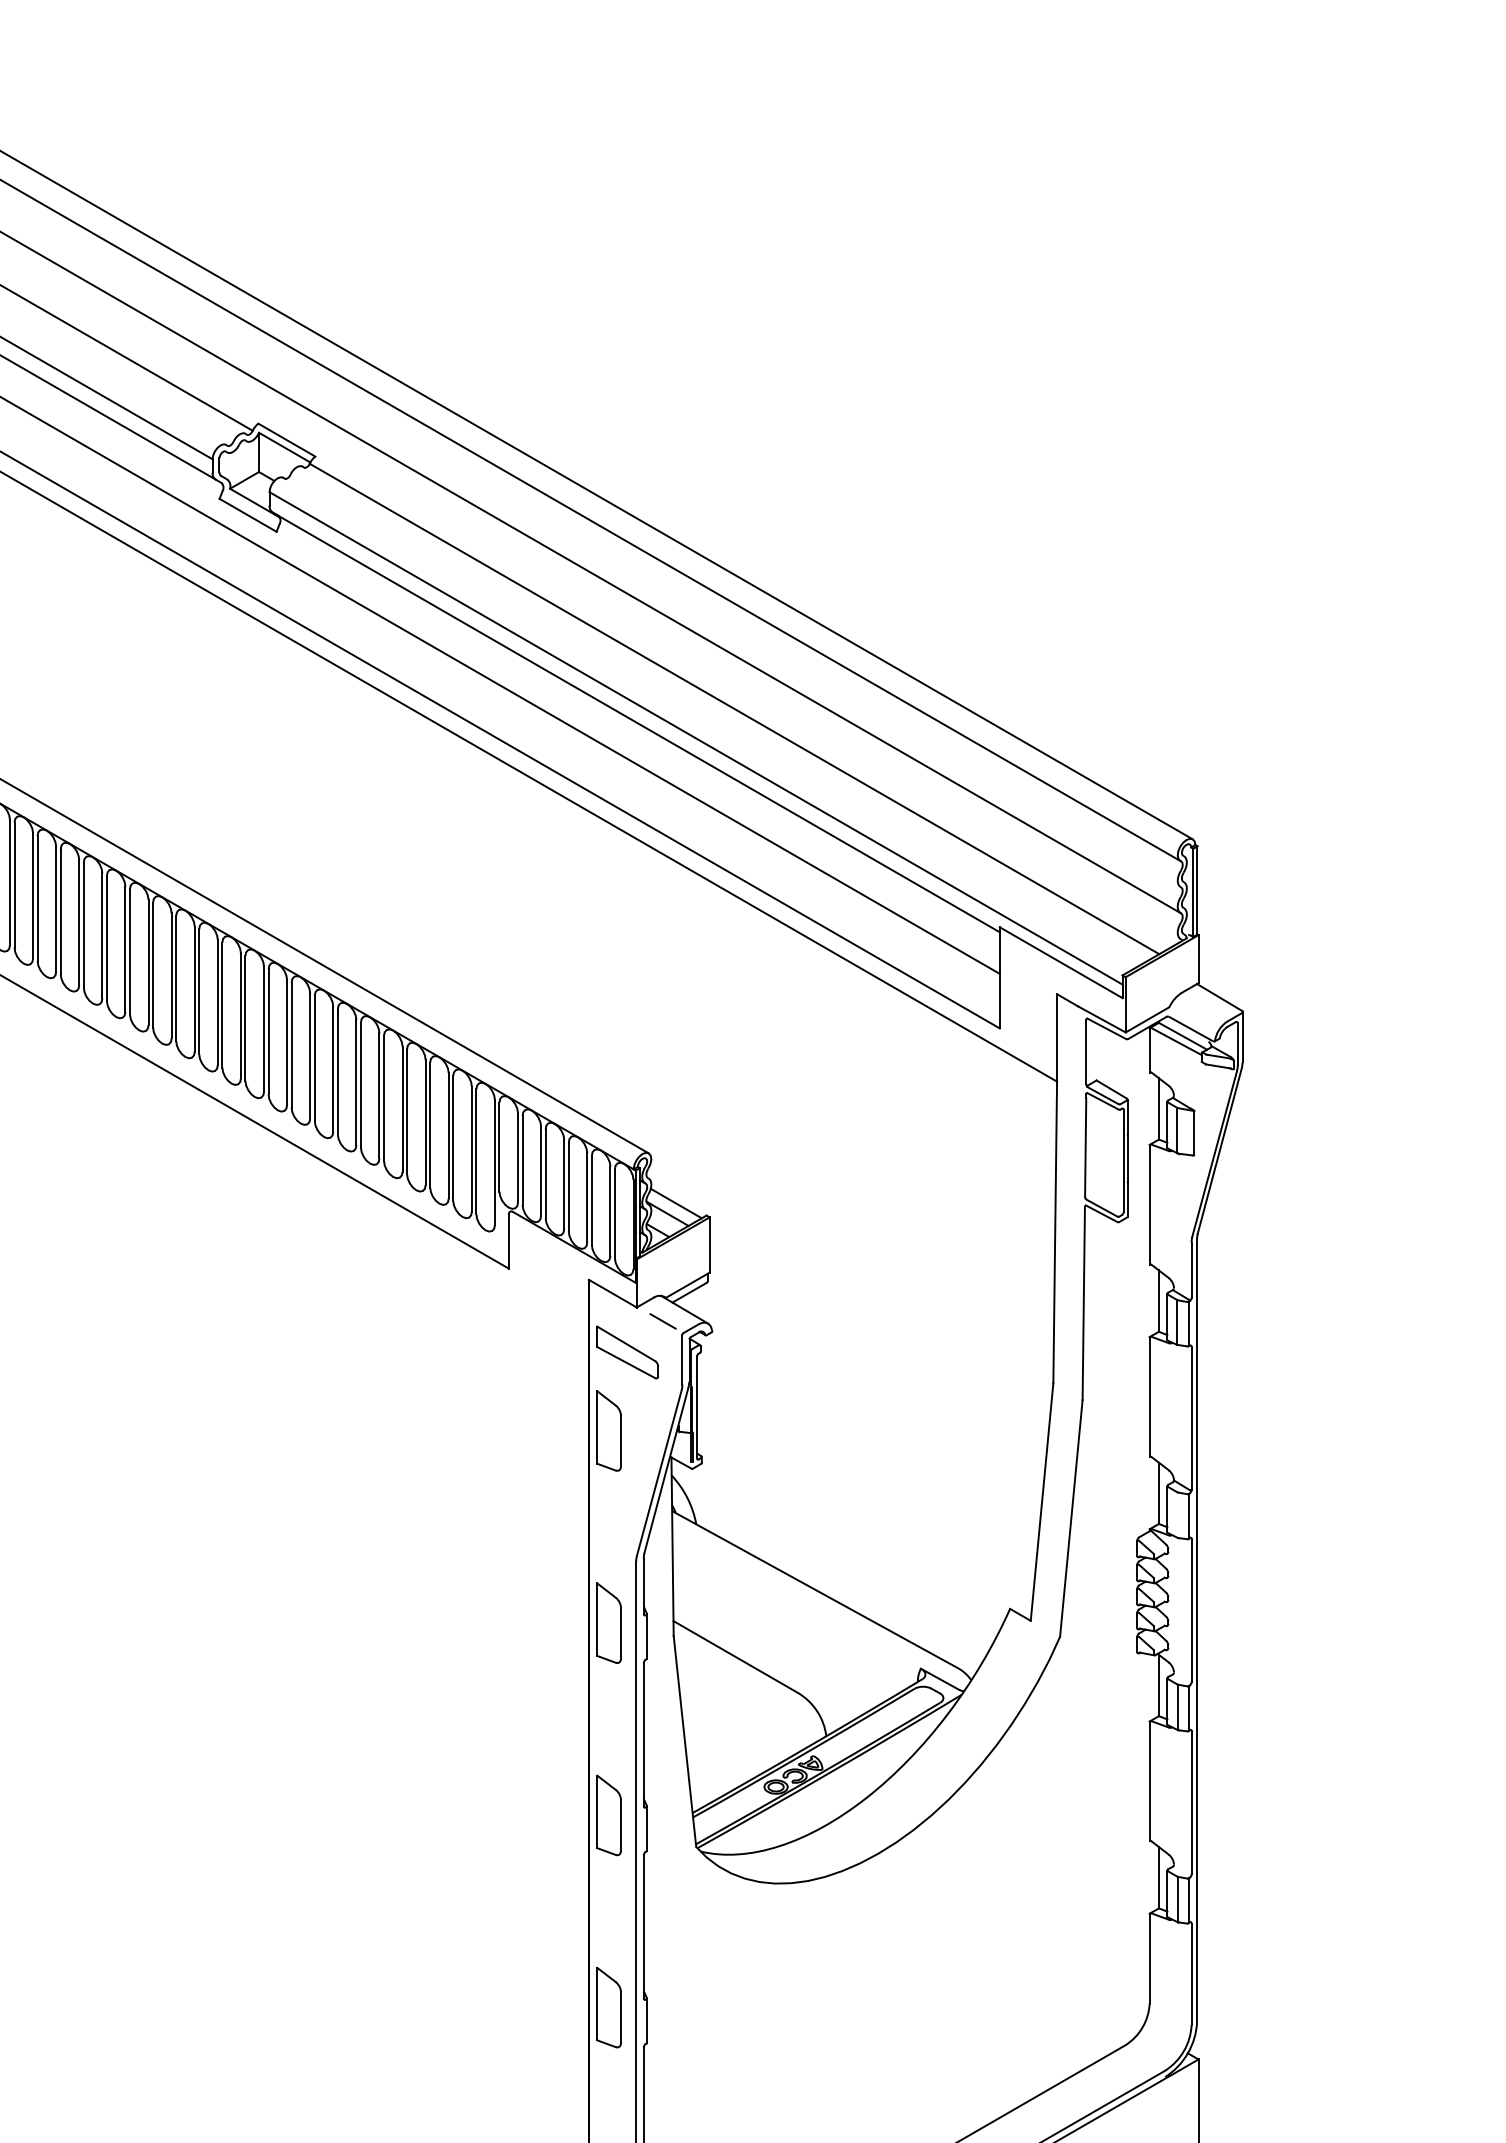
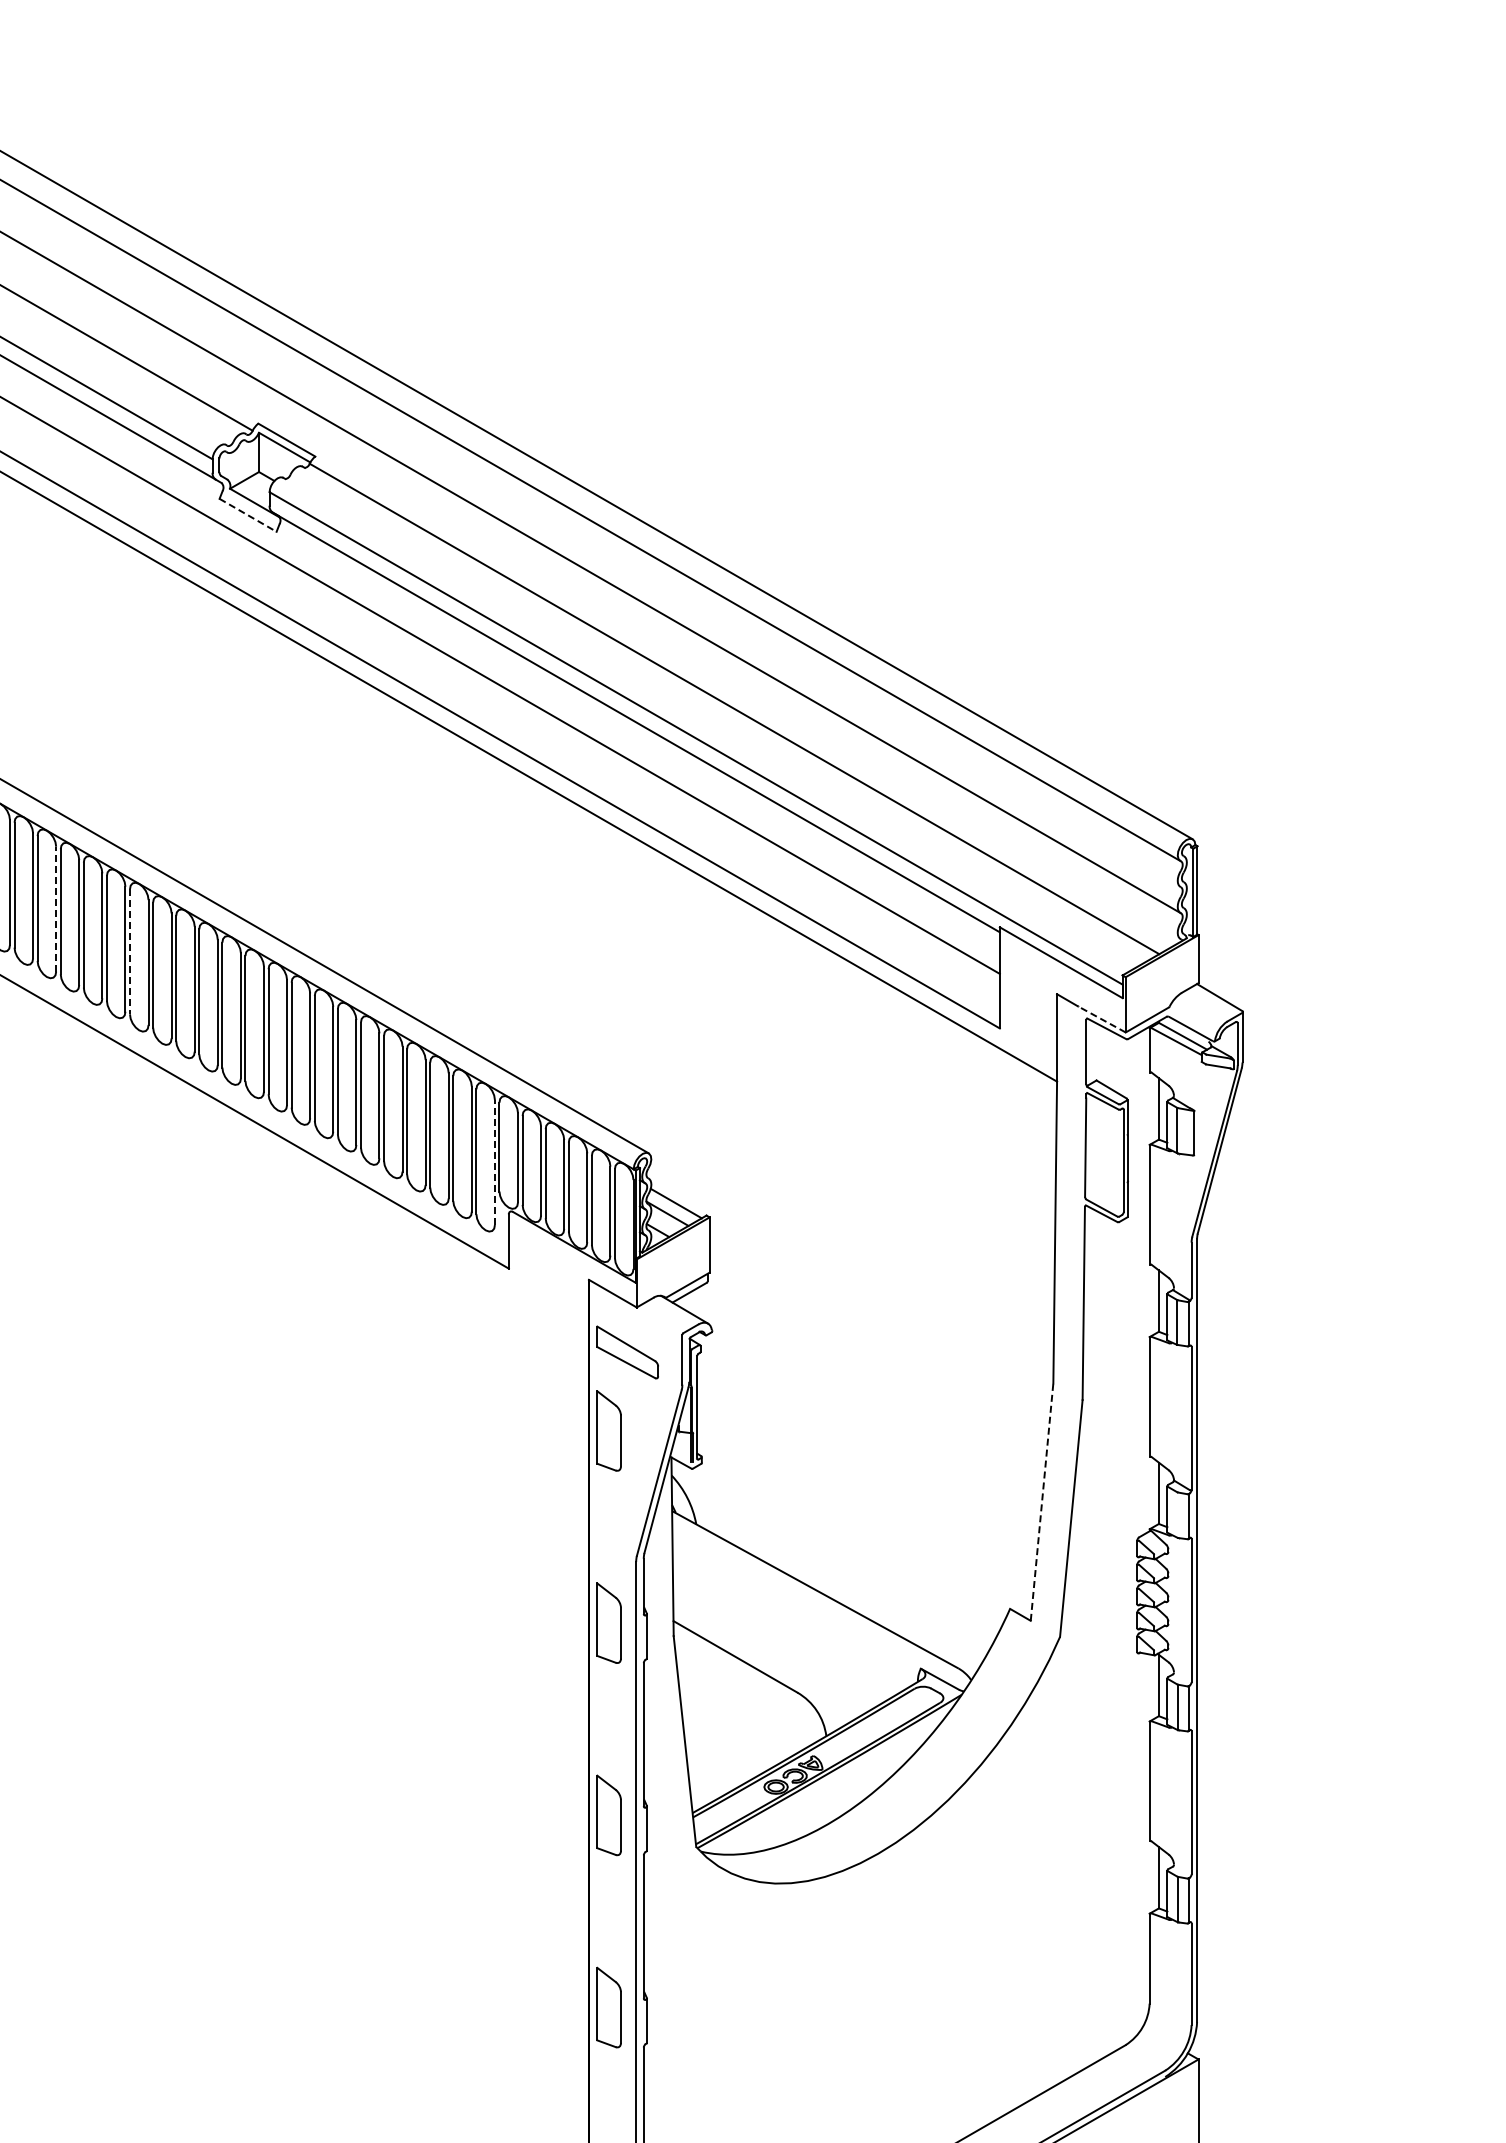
line: solid -> dashed (248, 515)
line: solid -> dashed (56, 908)
line: solid -> dashed (129, 952)
line: solid -> dashed (1101, 1019)
line: solid -> dashed (494, 1162)
line: present -> none (662, 1321)
line: solid -> dashed (1042, 1501)
